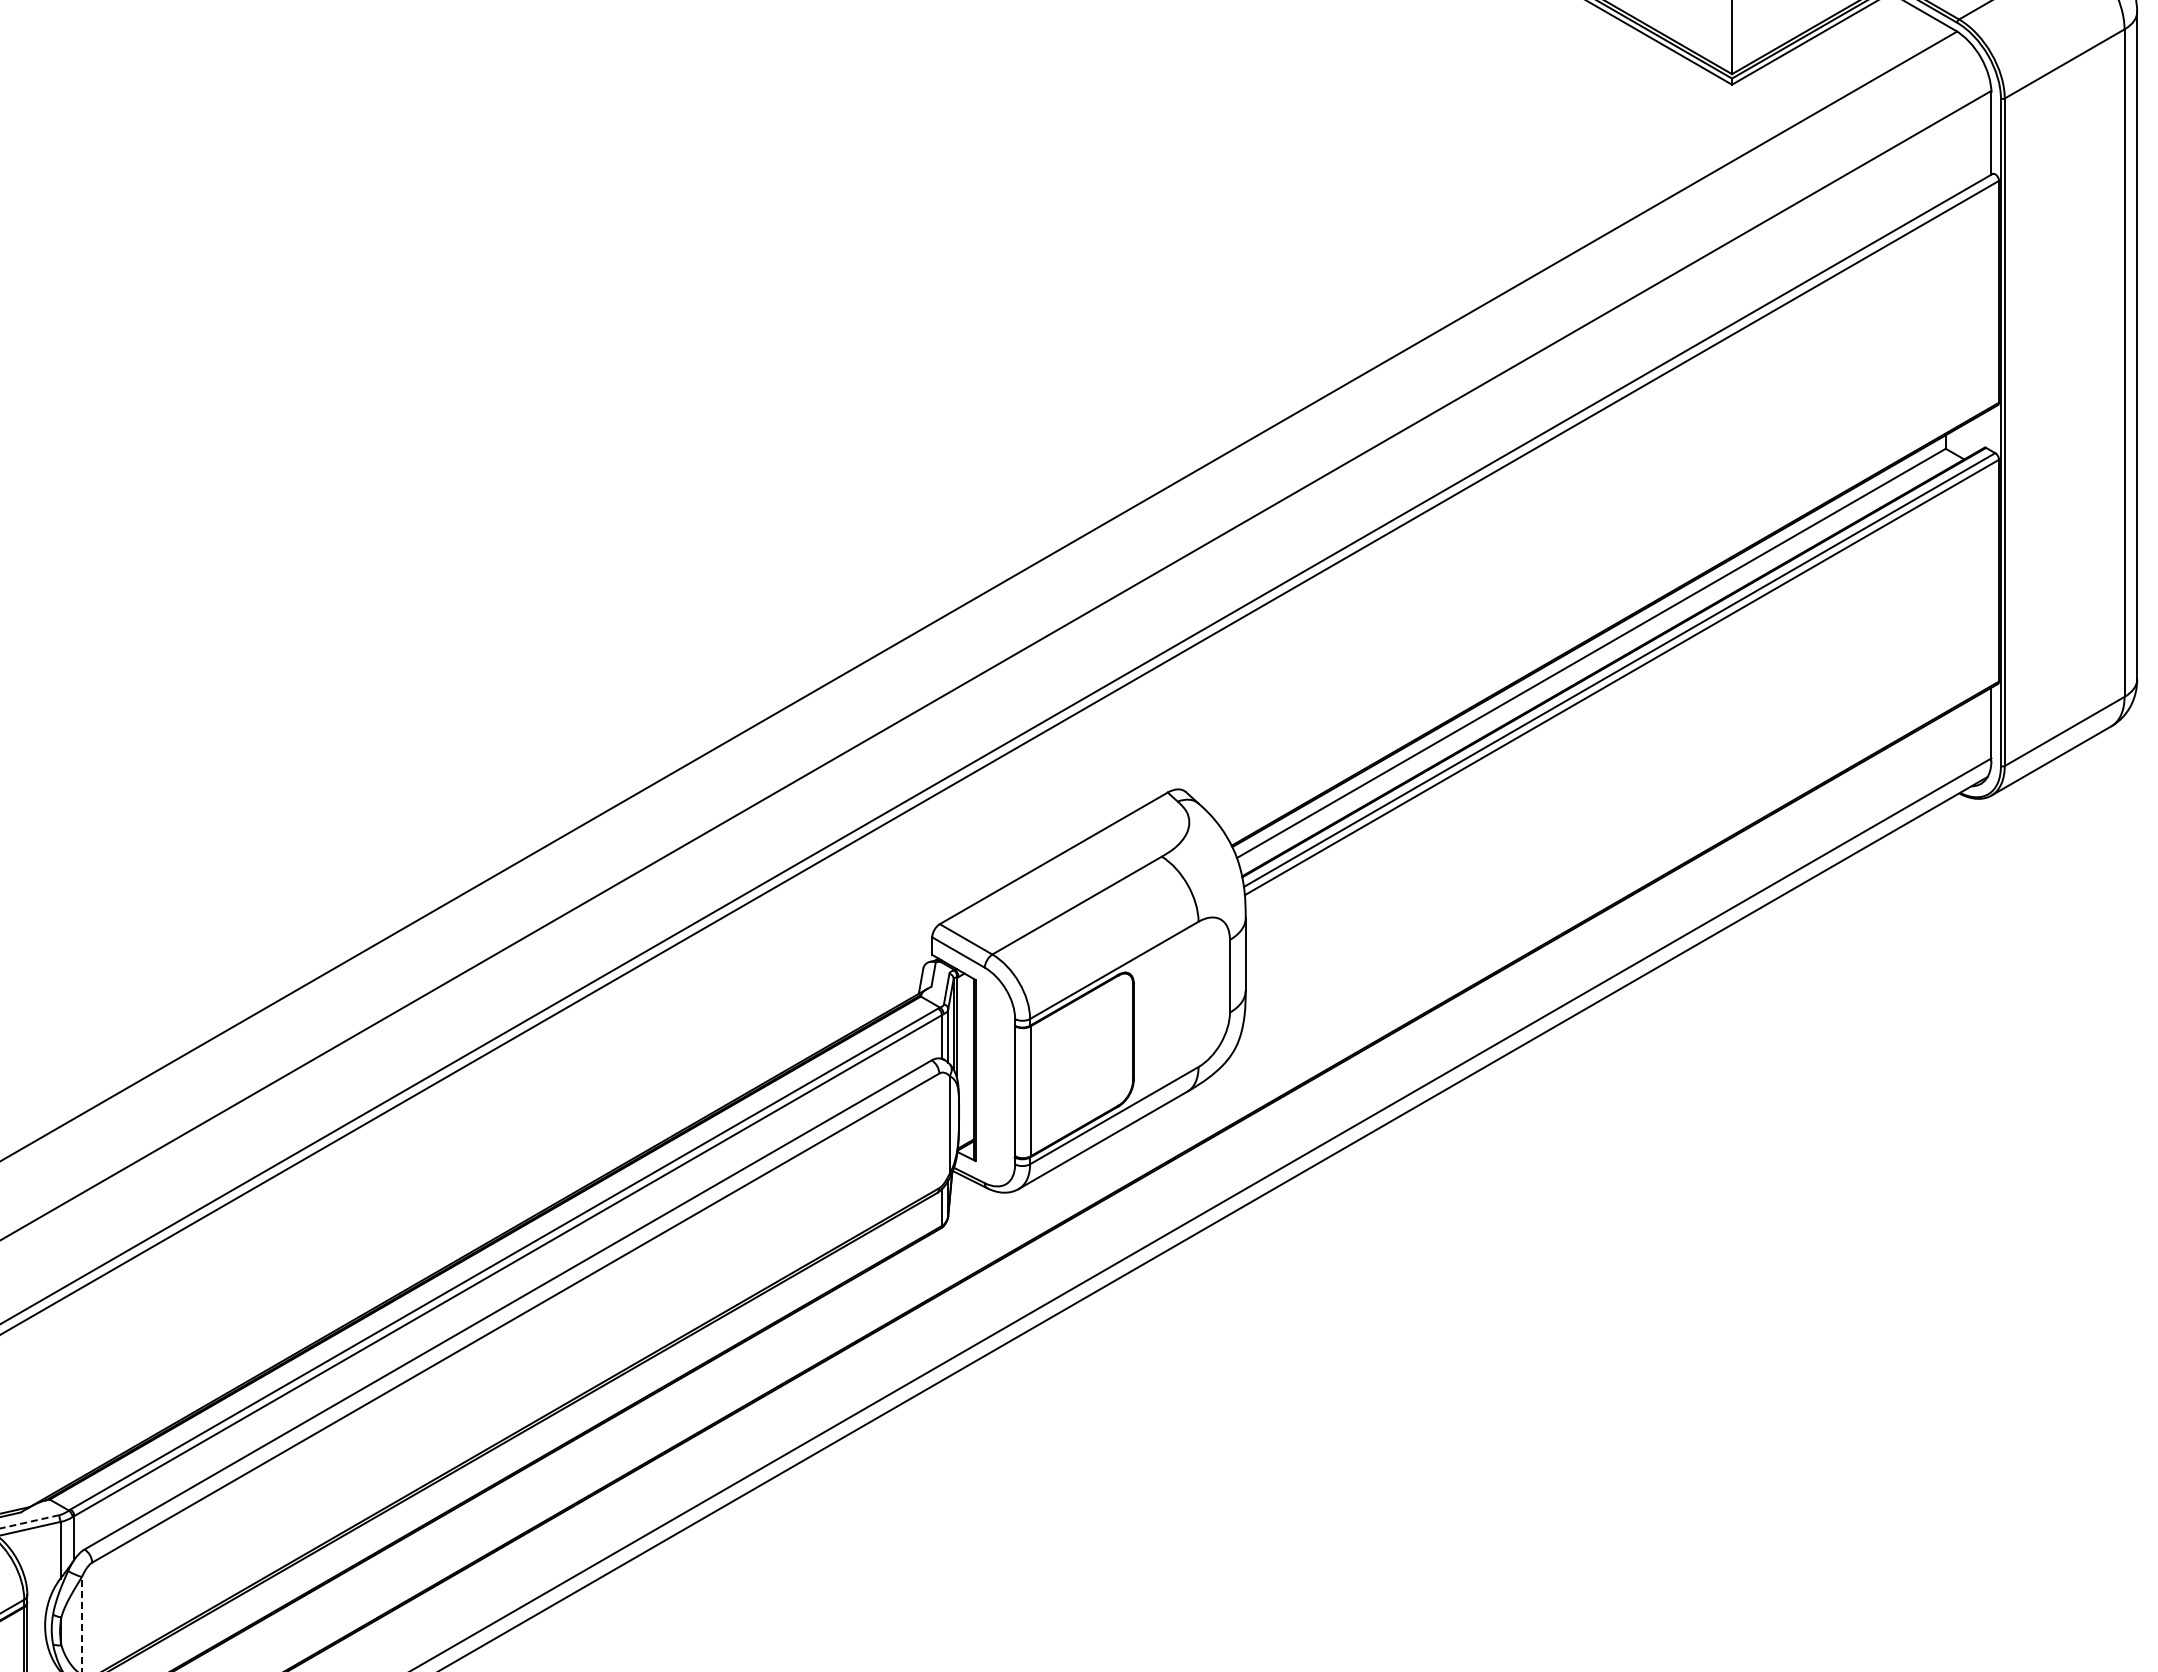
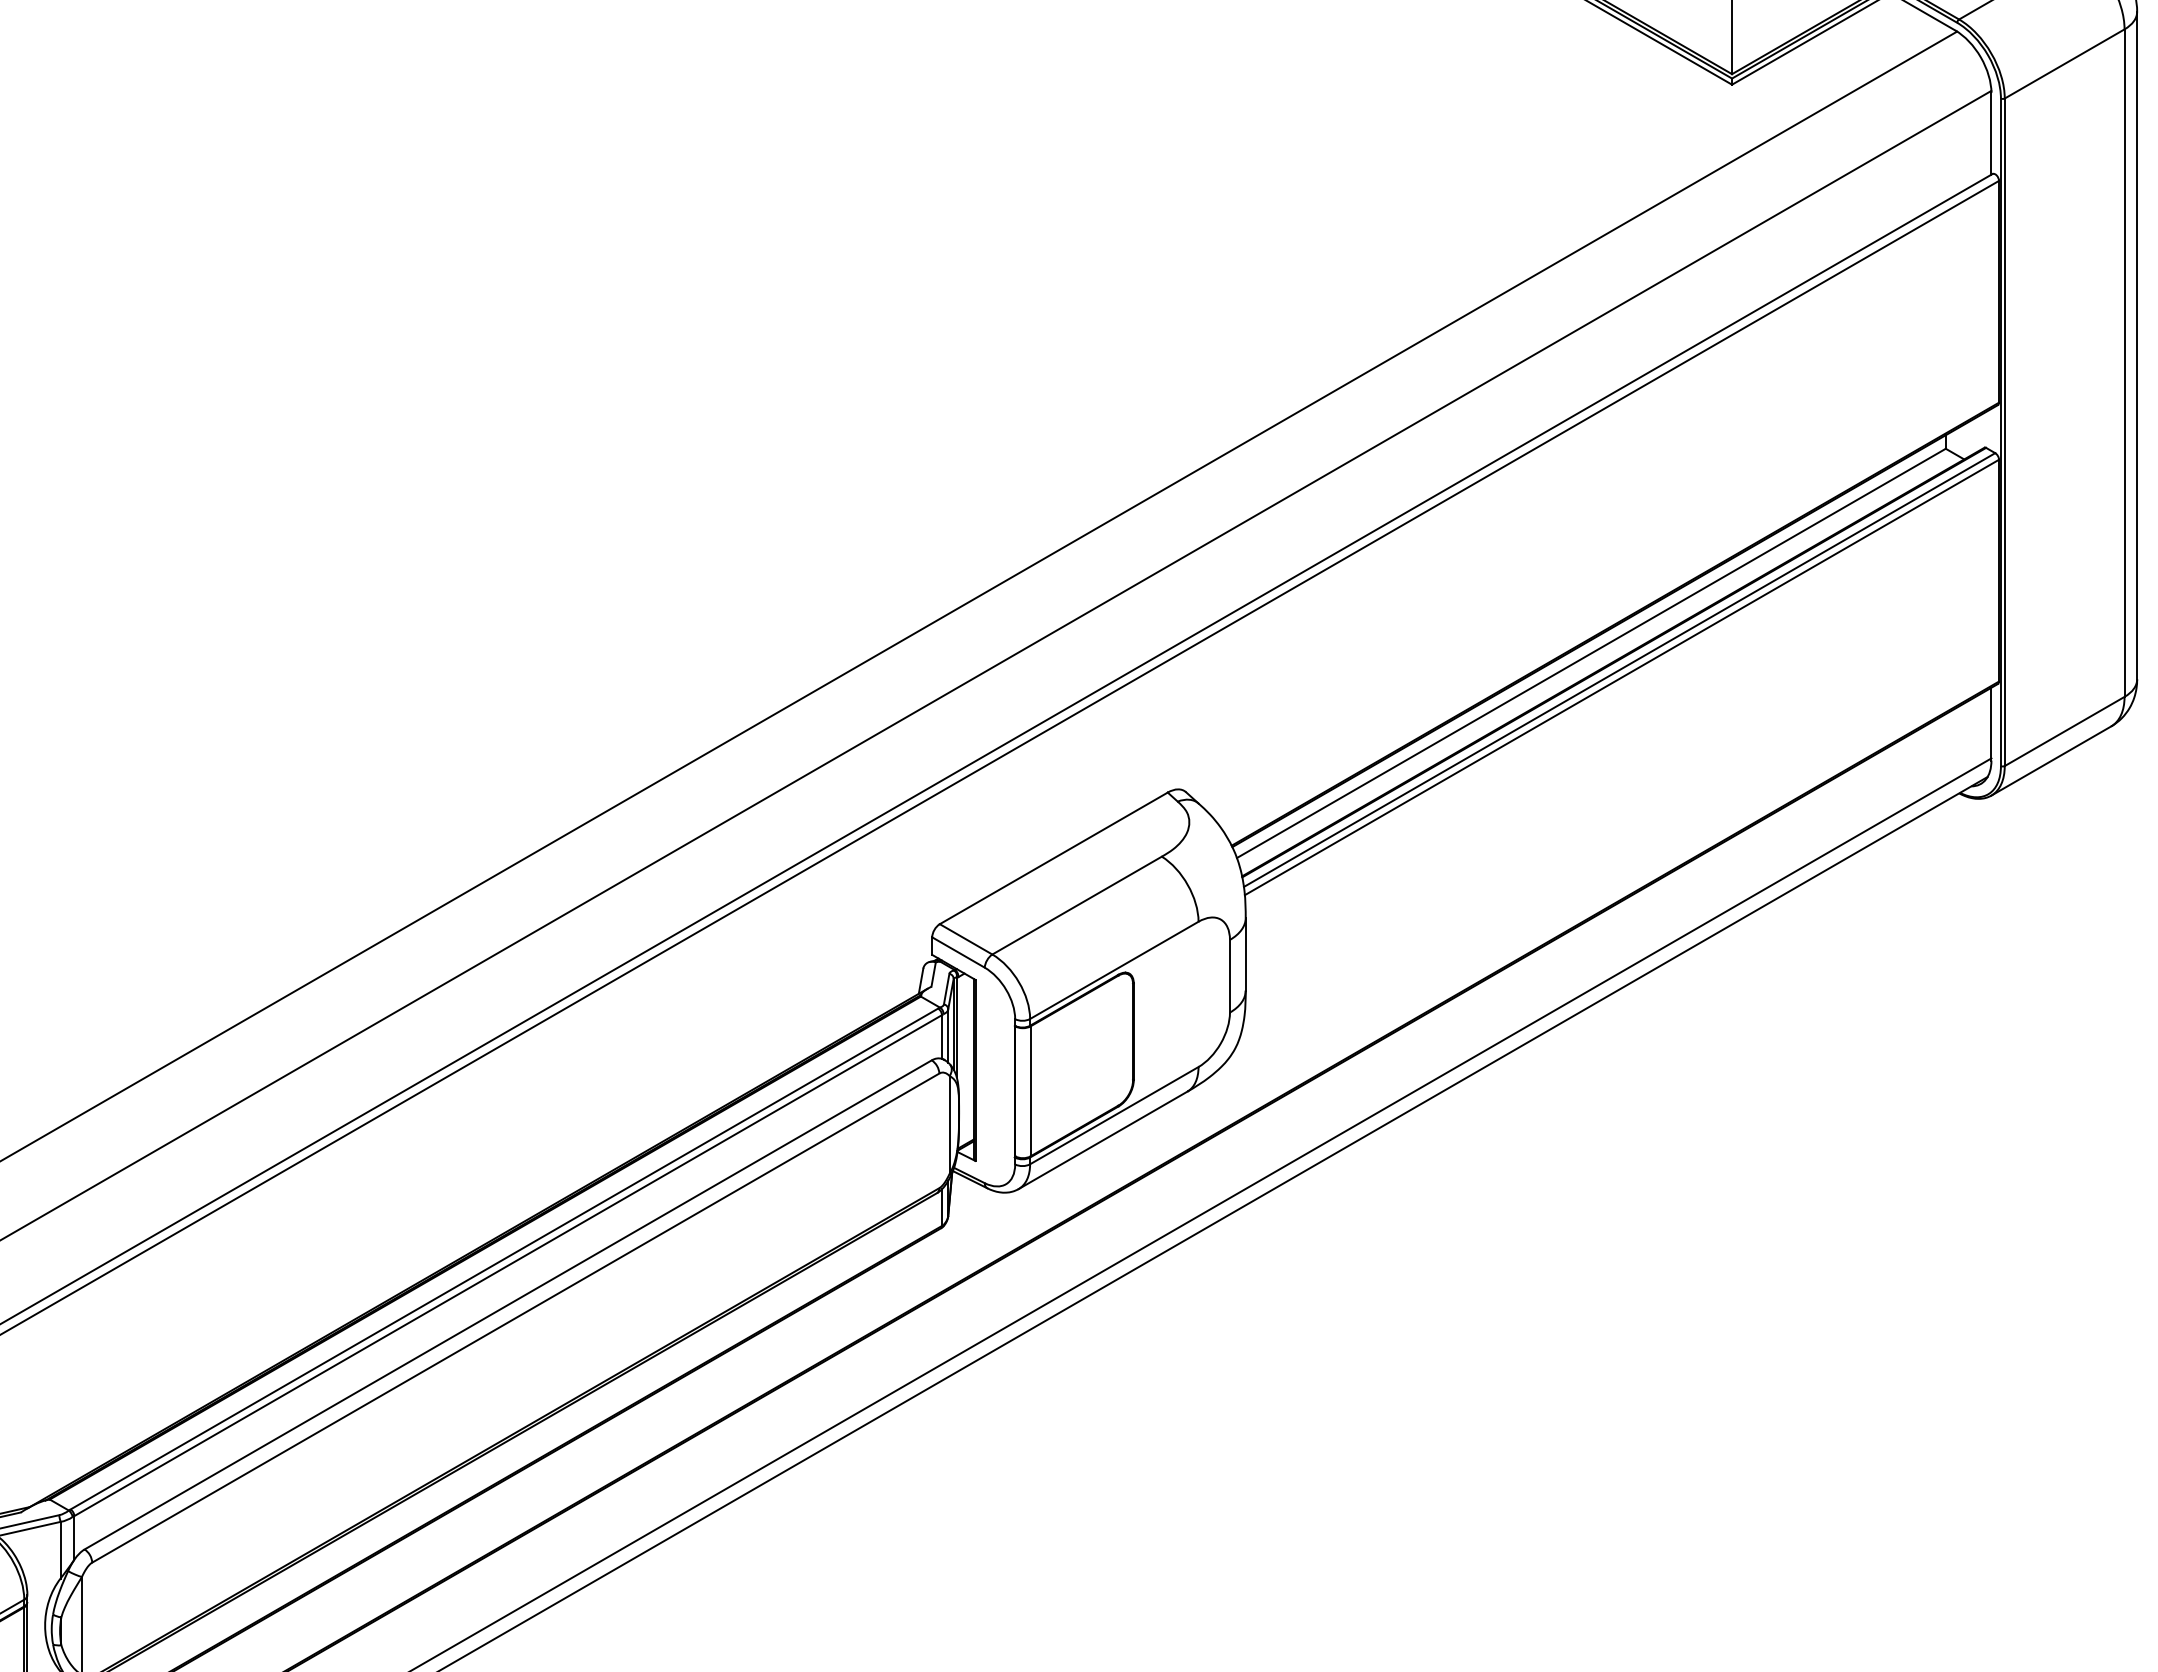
line: dashed -> solid (29, 1521)
line: dashed -> solid (81, 1623)
